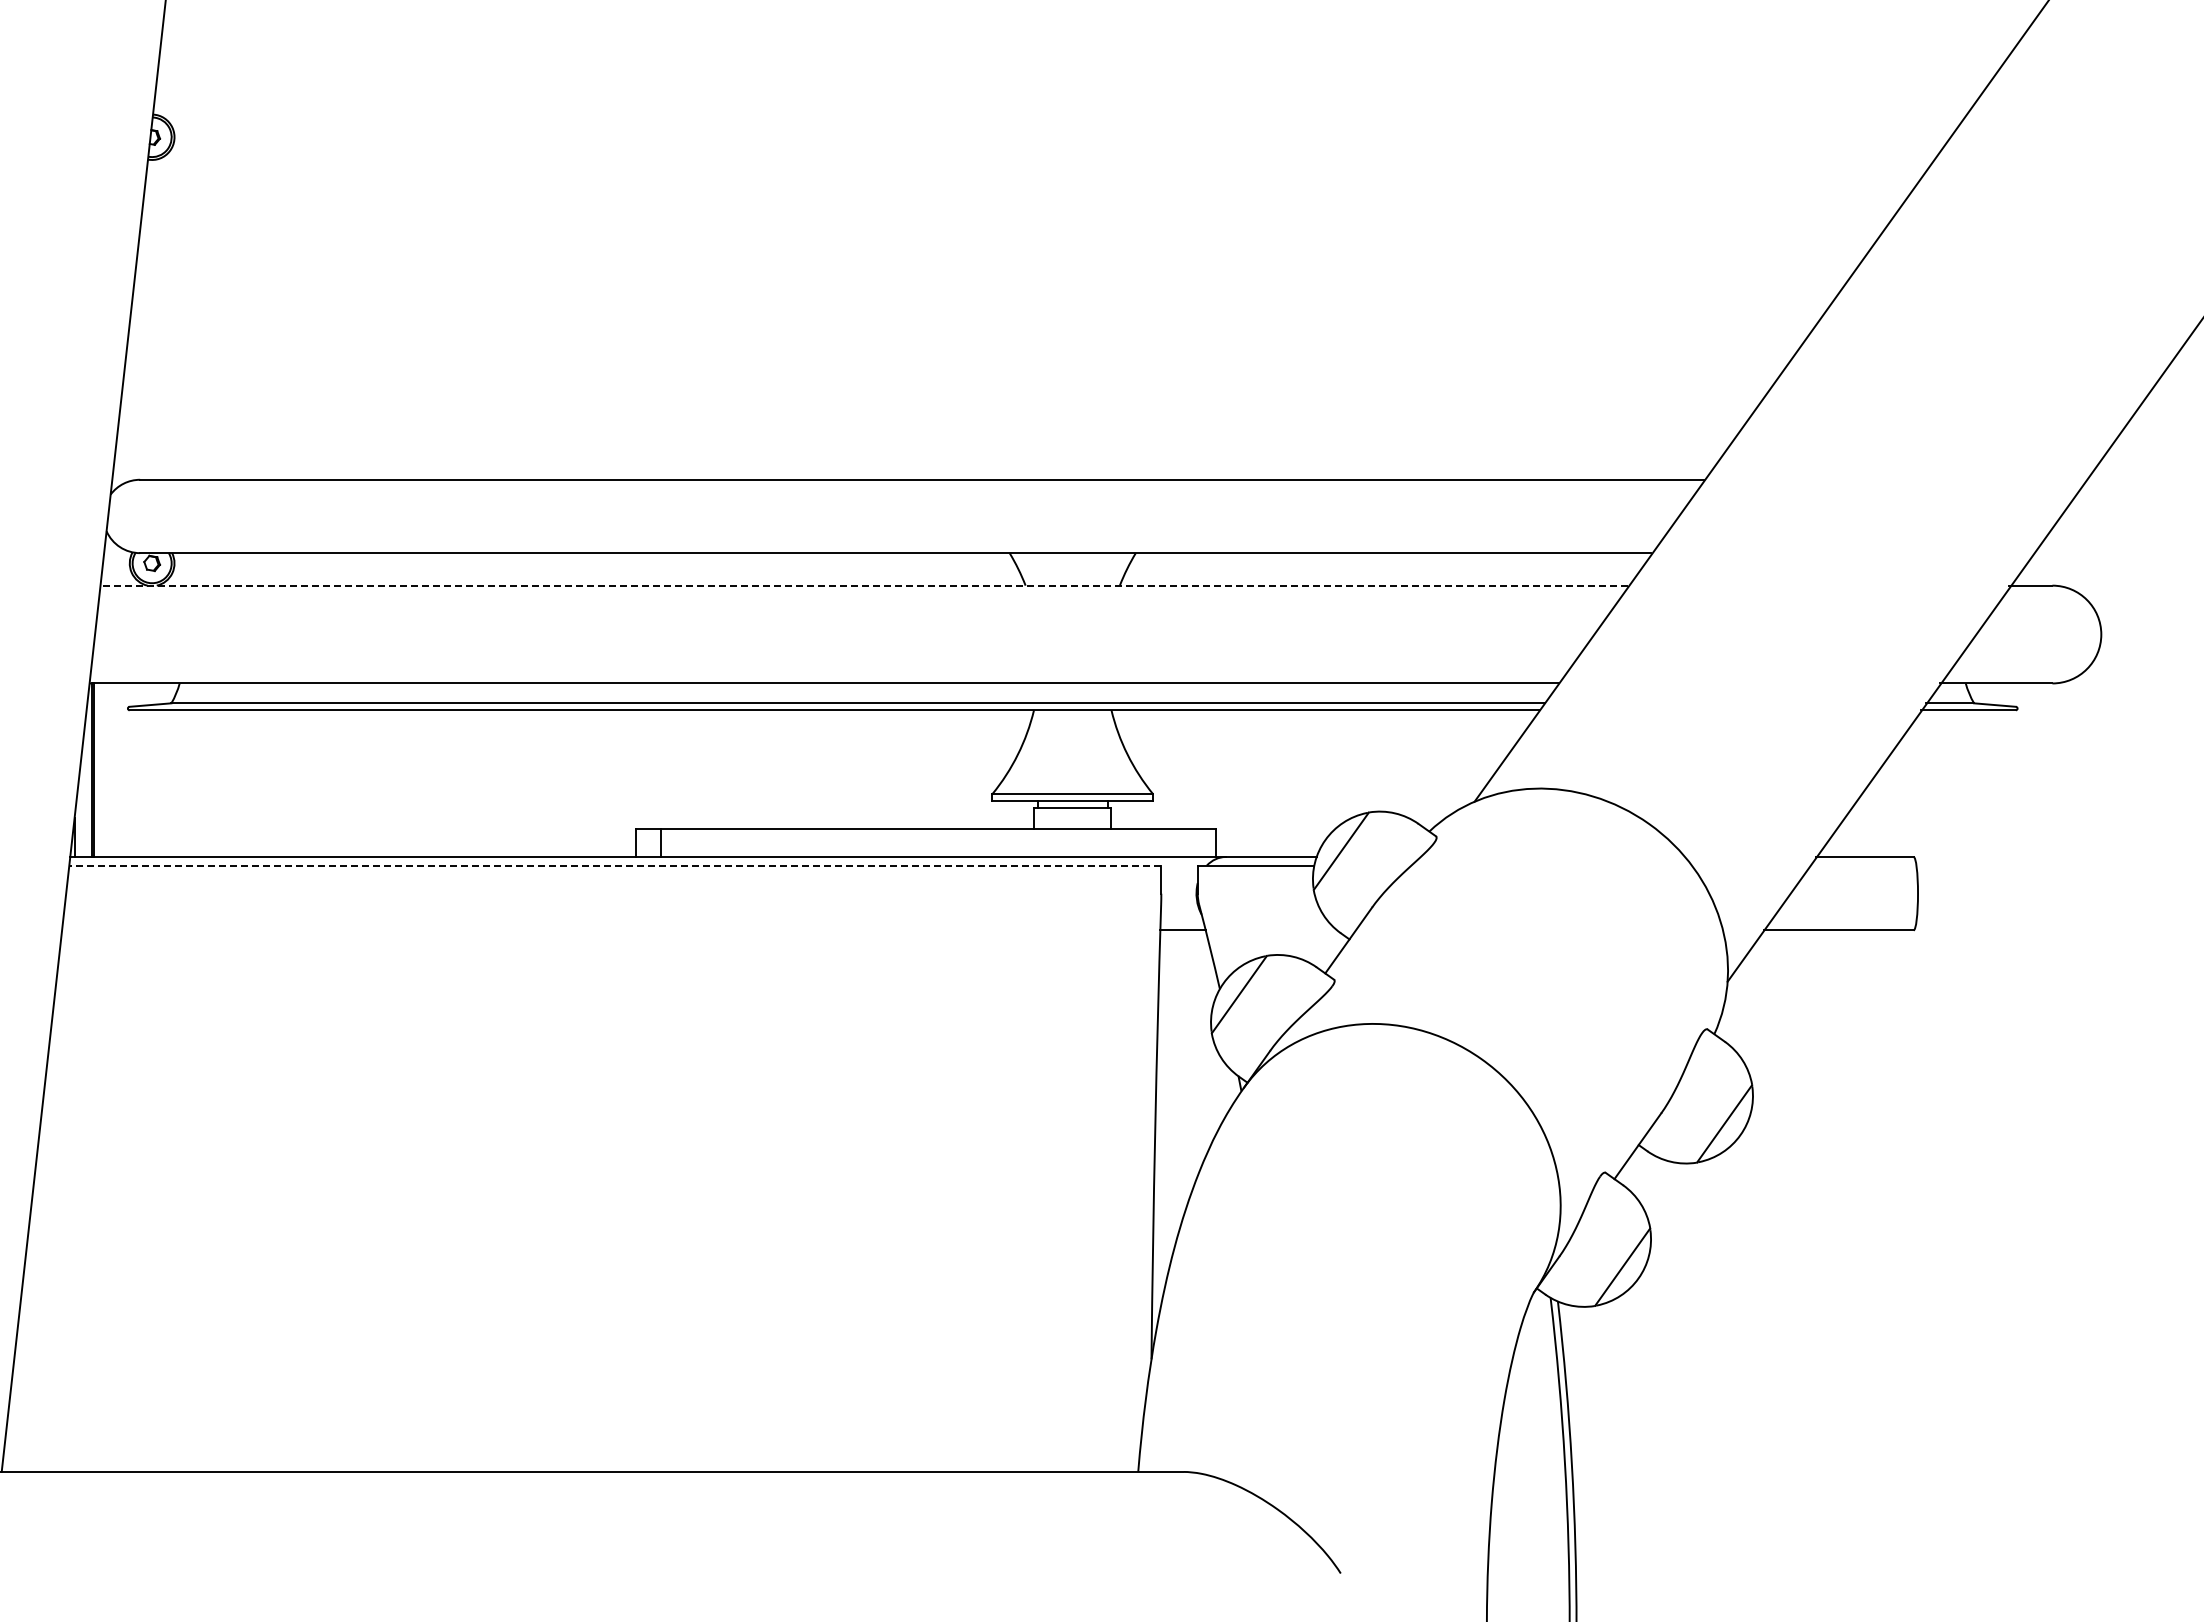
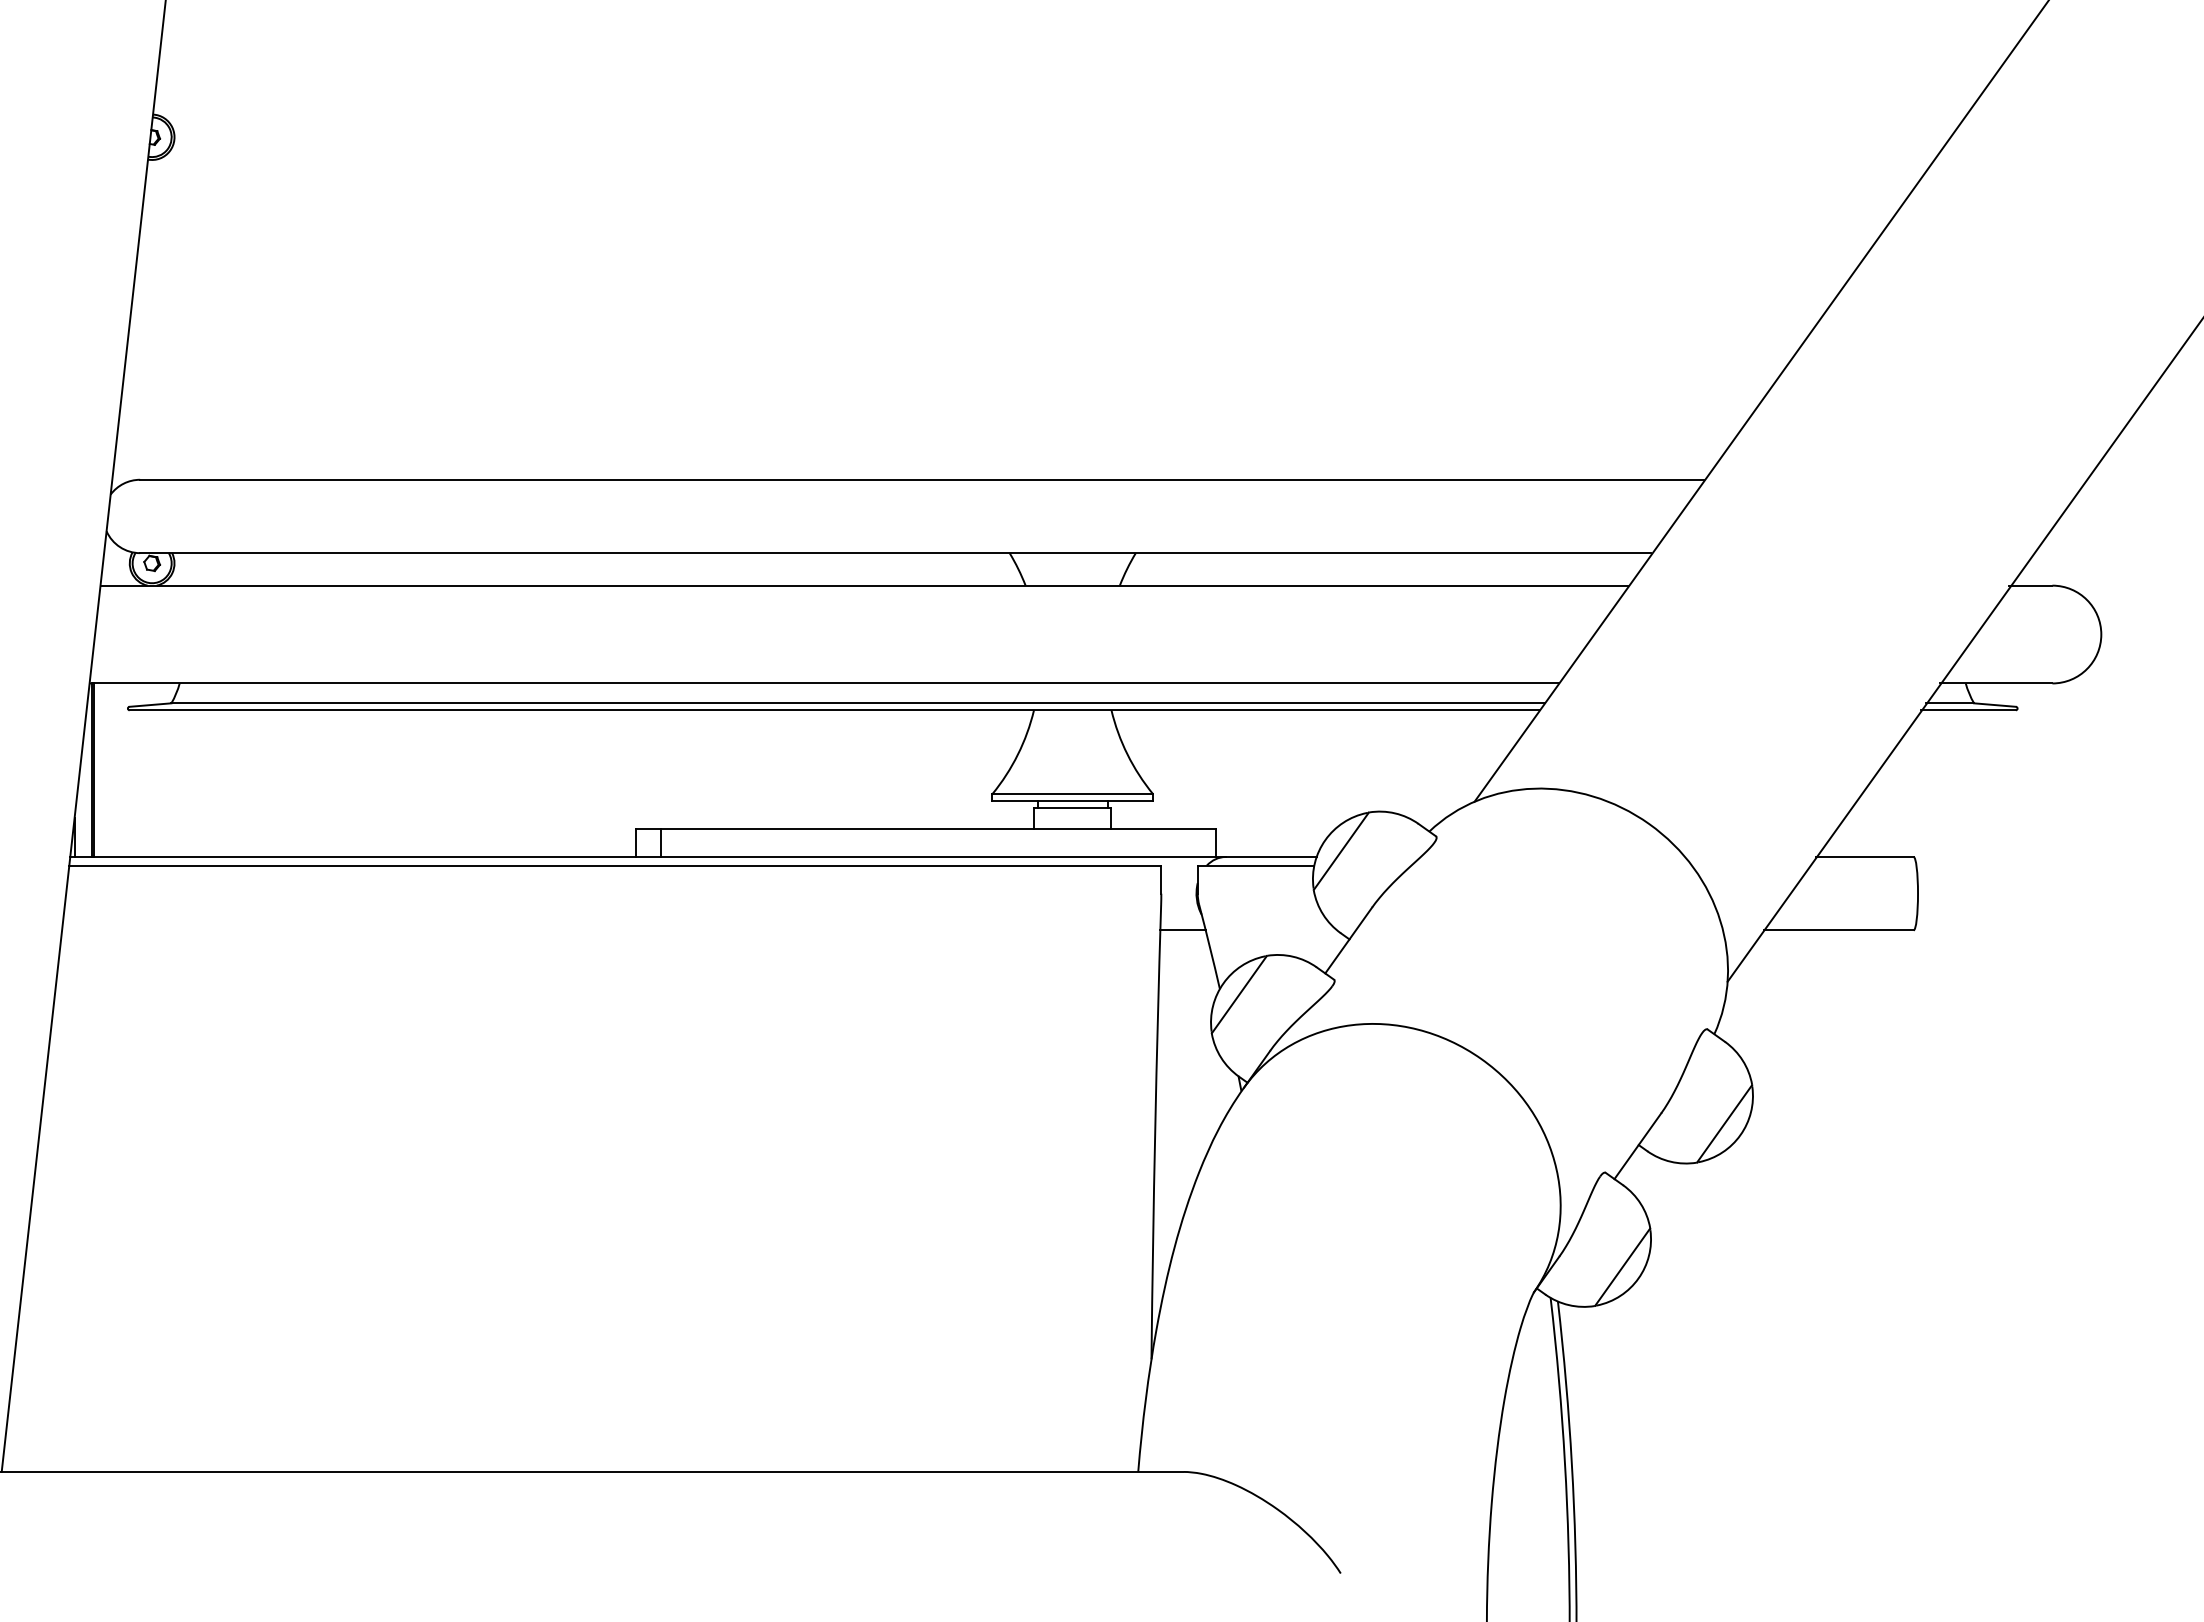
line: dashed -> solid (864, 585)
line: dashed -> solid (614, 865)
